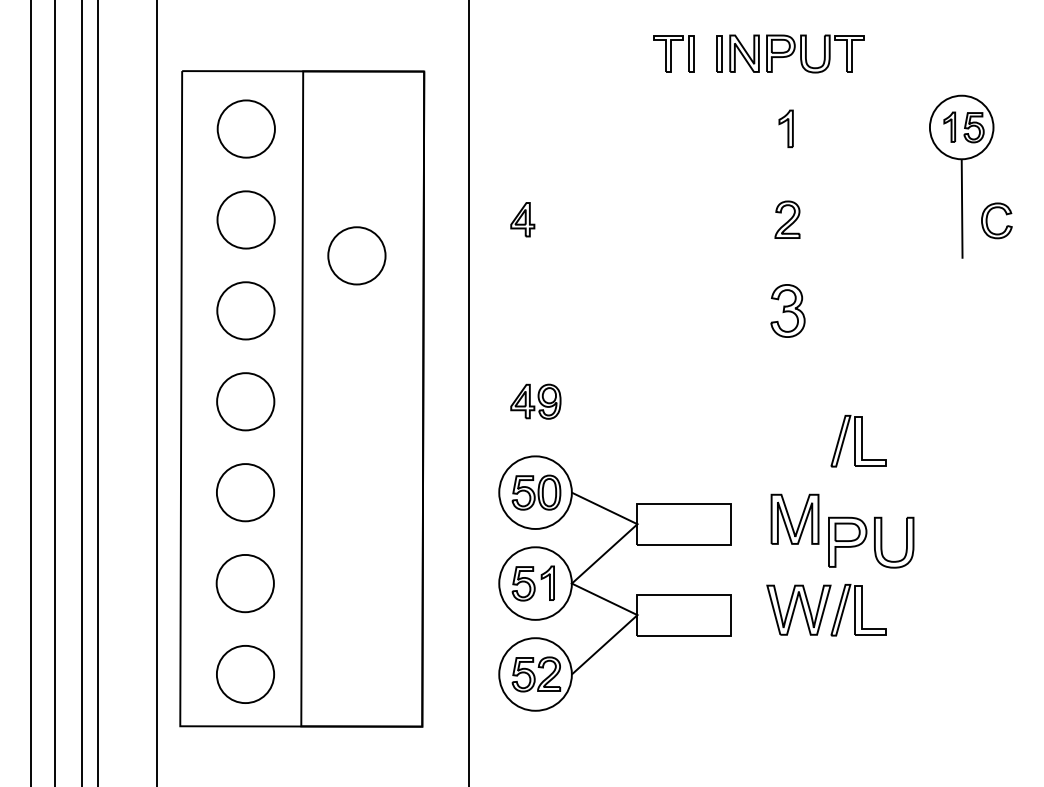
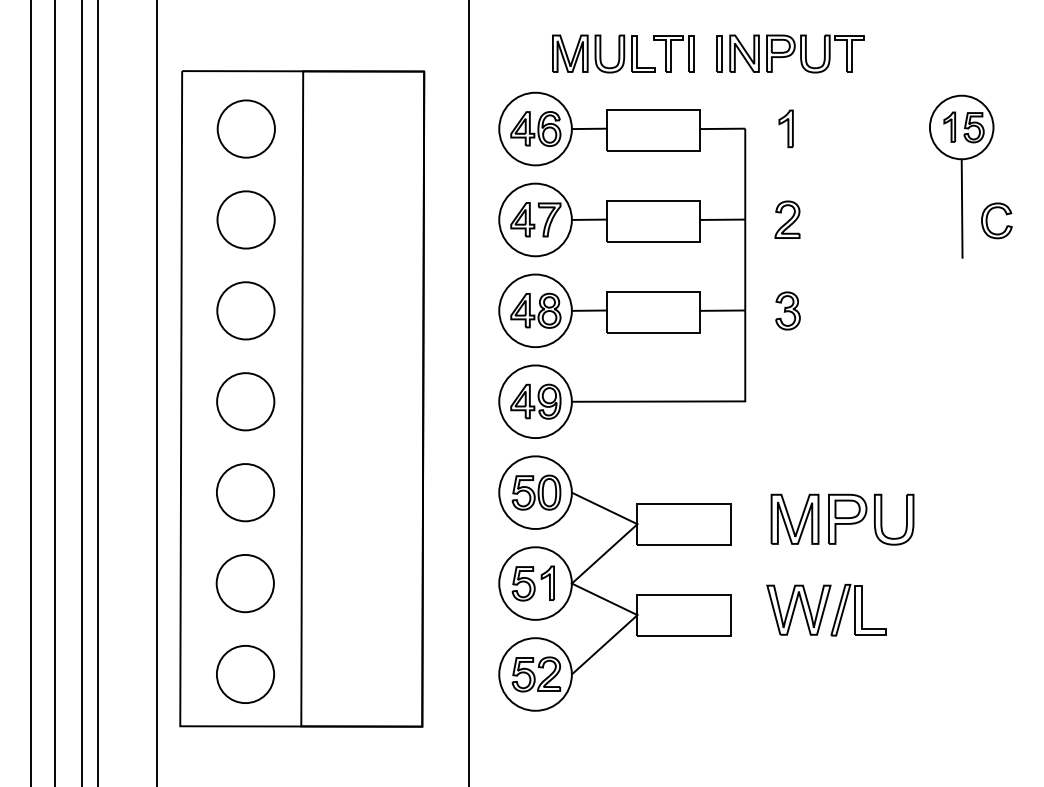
part: none -> present (603, 53)
part: none -> present (622, 242)
part: present -> none (356, 255)
part size: 36x54 px -> 26x40 px (787, 310)
part: present -> none (858, 441)
part position: (871, 542) -> (871, 519) (871, 519)
